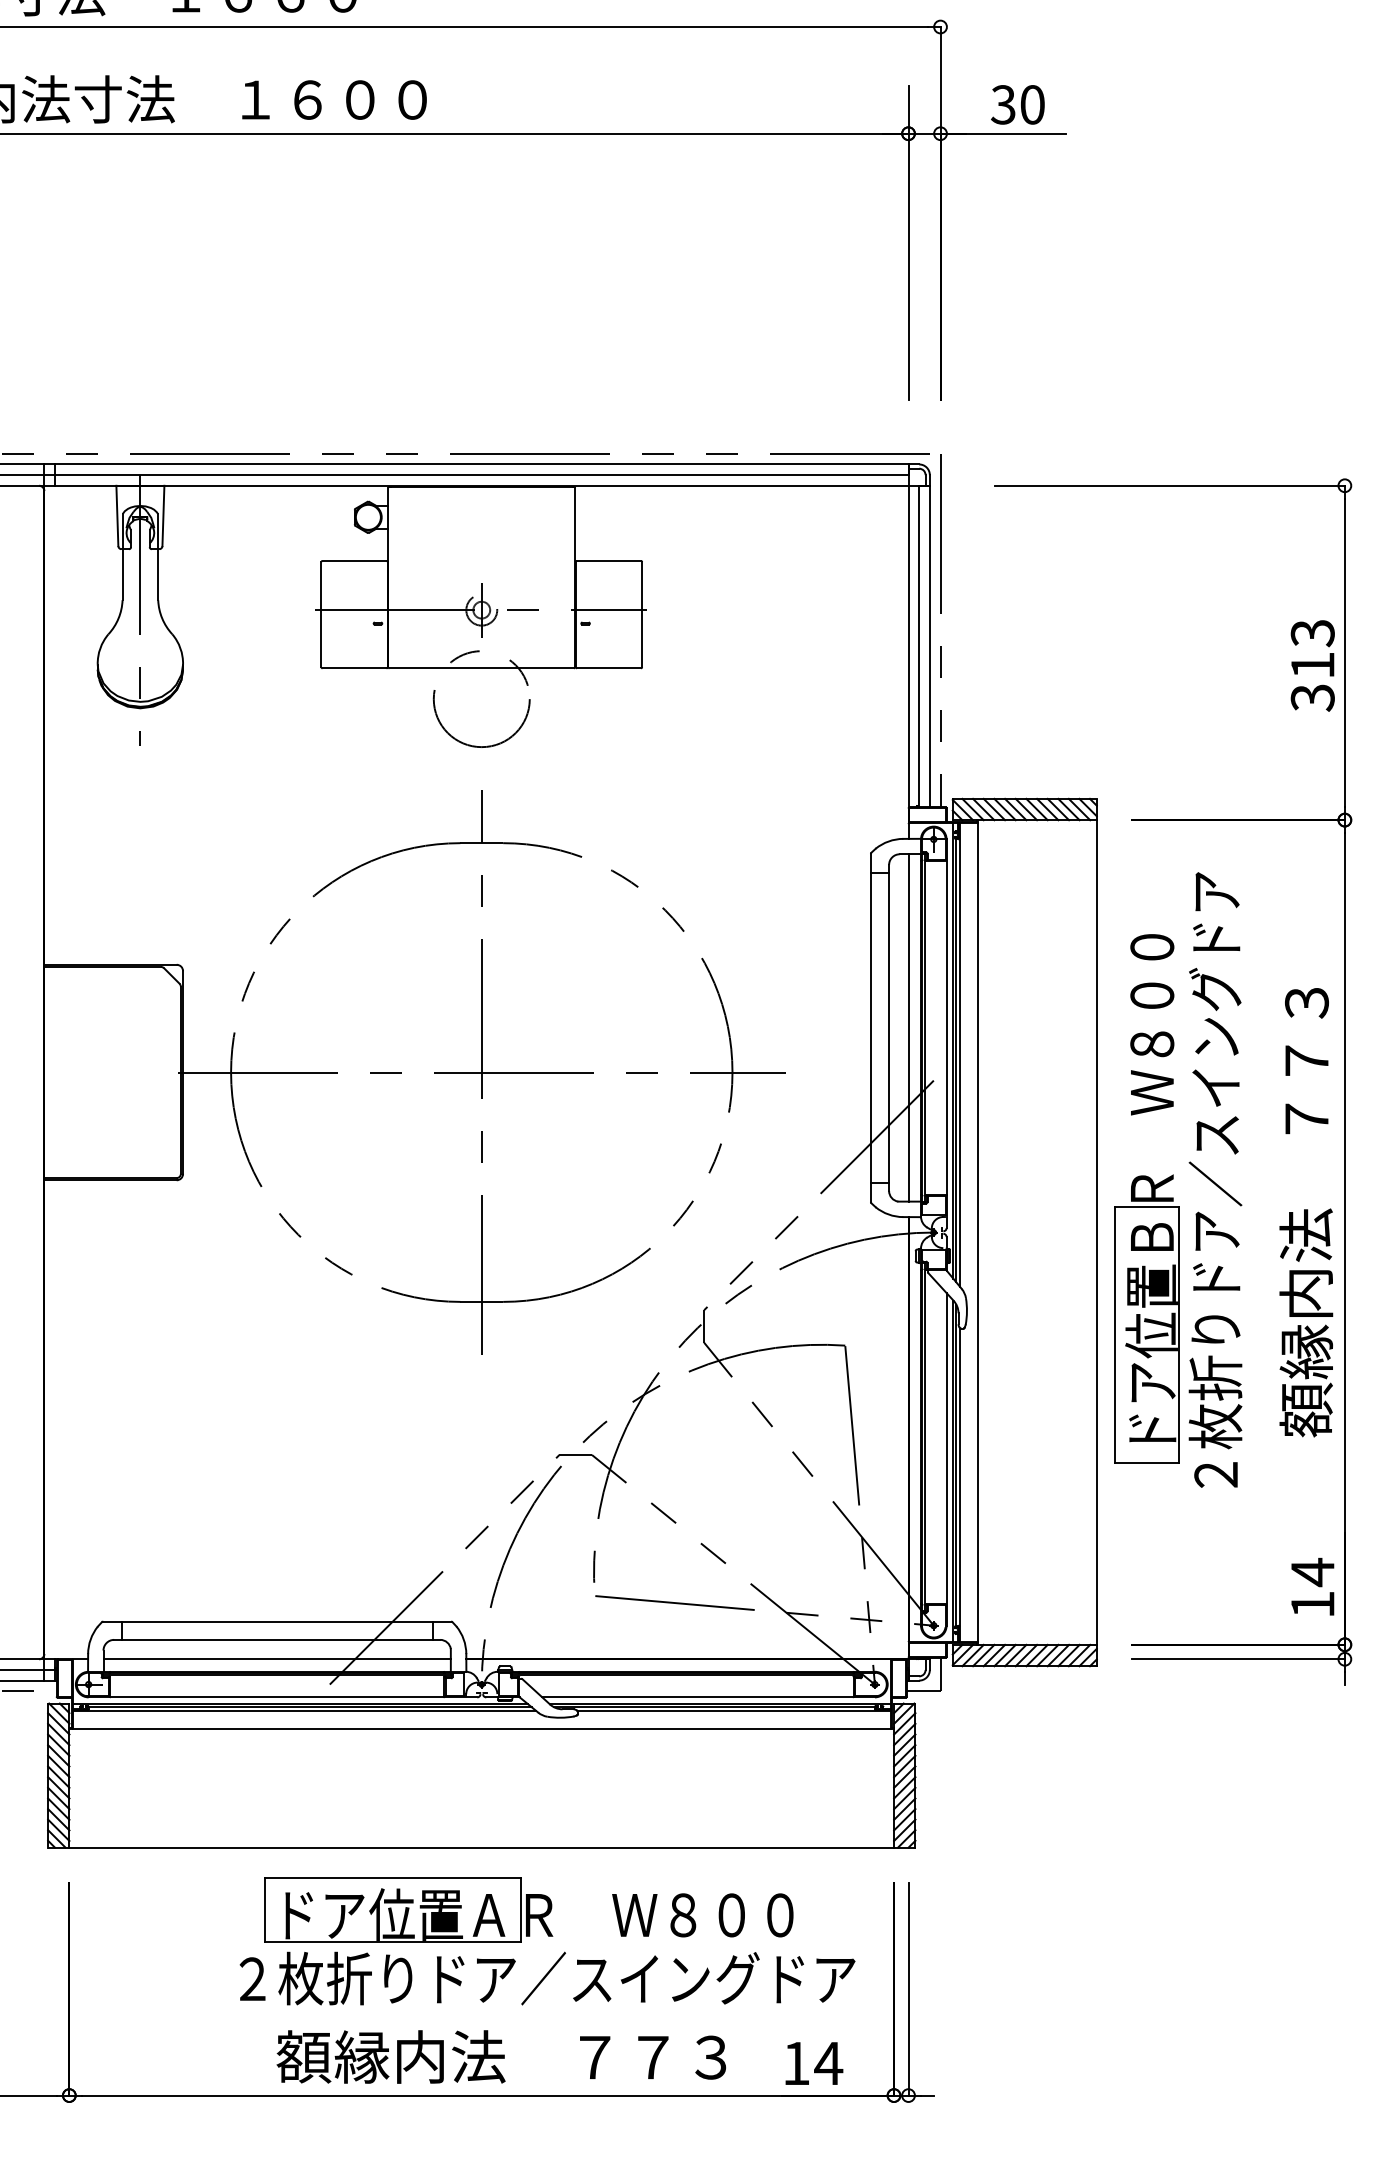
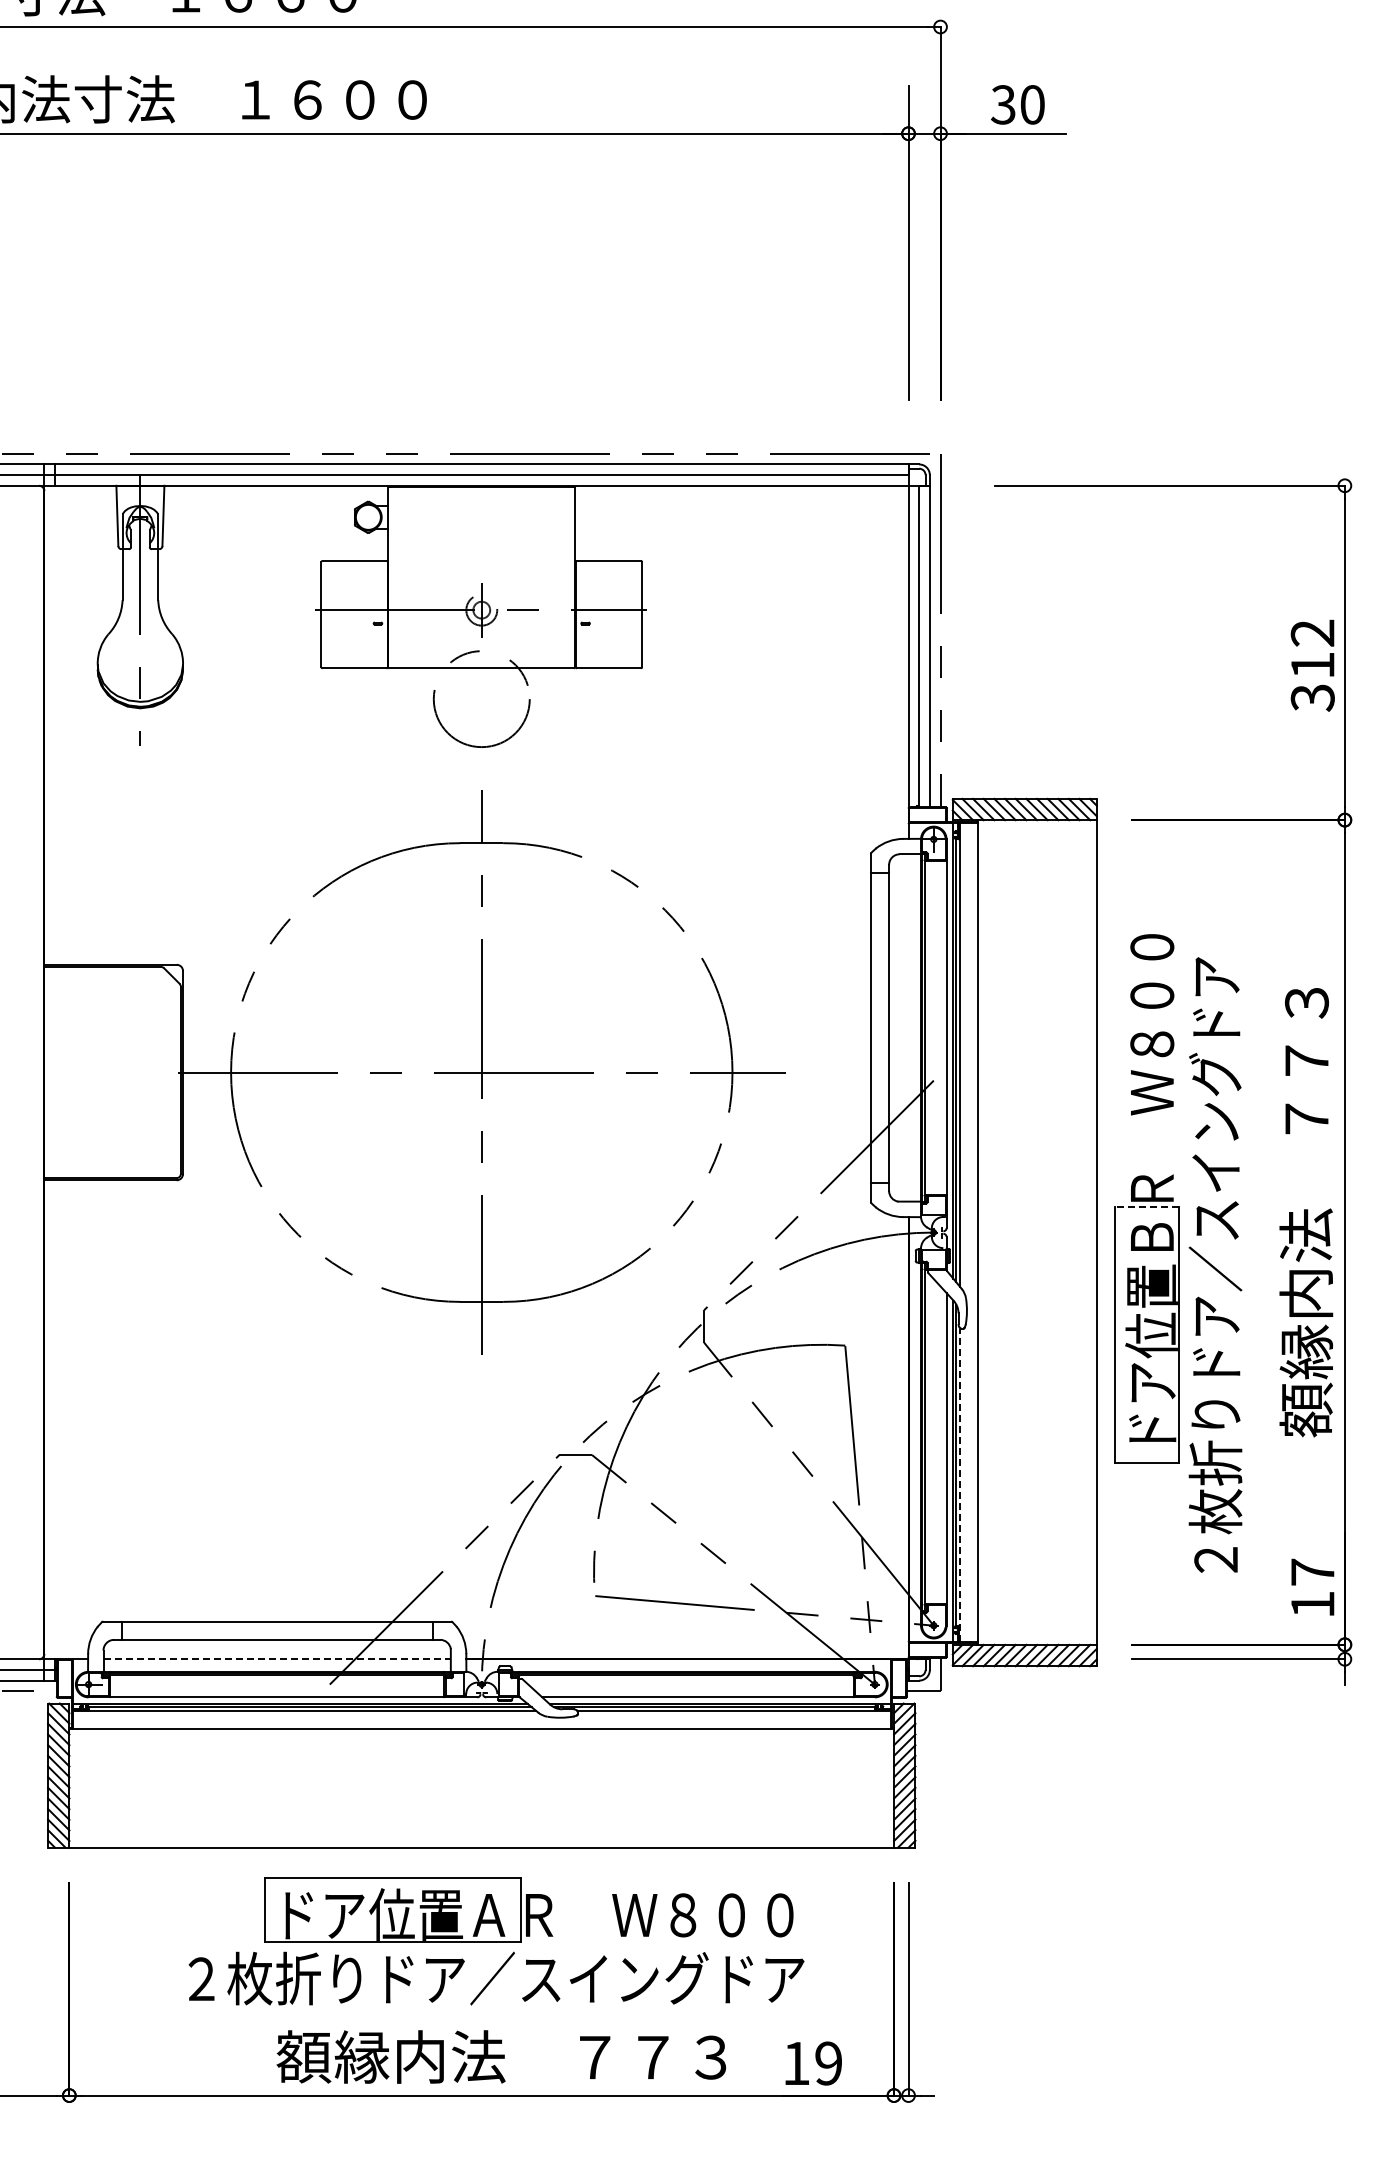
text: 313 -> 312 (1312, 633)
line: present -> none (908, 1027)
text position: (1215, 1179) -> (1215, 1264) (1215, 1264)
line: solid -> dashed (1146, 1206)
line: solid -> dashed (960, 1485)
text: 14 -> 17 (1312, 1572)
line: solid -> dashed (277, 1659)
text position: (547, 1978) -> (496, 1978) (496, 1978)
text: 14 -> 19 (828, 2063)
